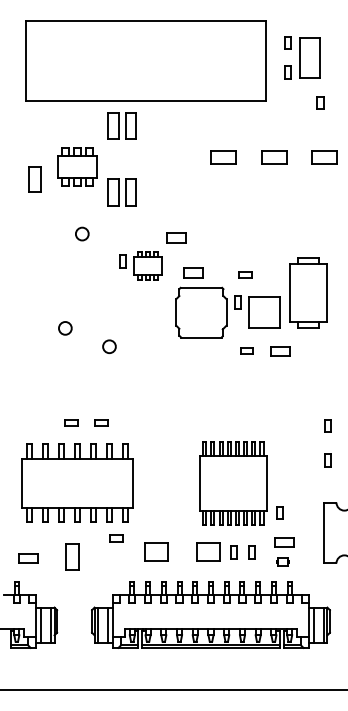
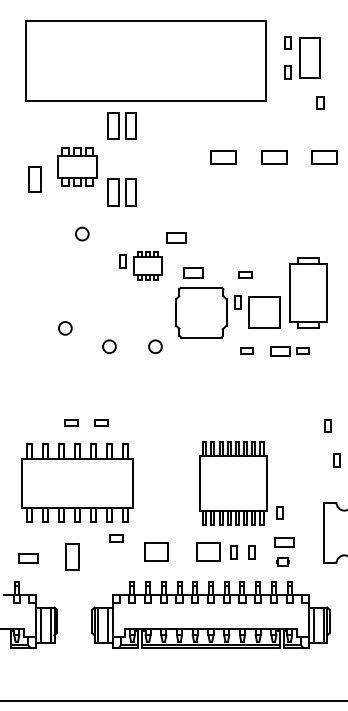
circle: none -> present (155, 346)
part: none -> present (302, 350)
part position: (327, 460) -> (336, 460) (336, 460)
line position: (173, 689) -> (173, 700) (173, 700)
